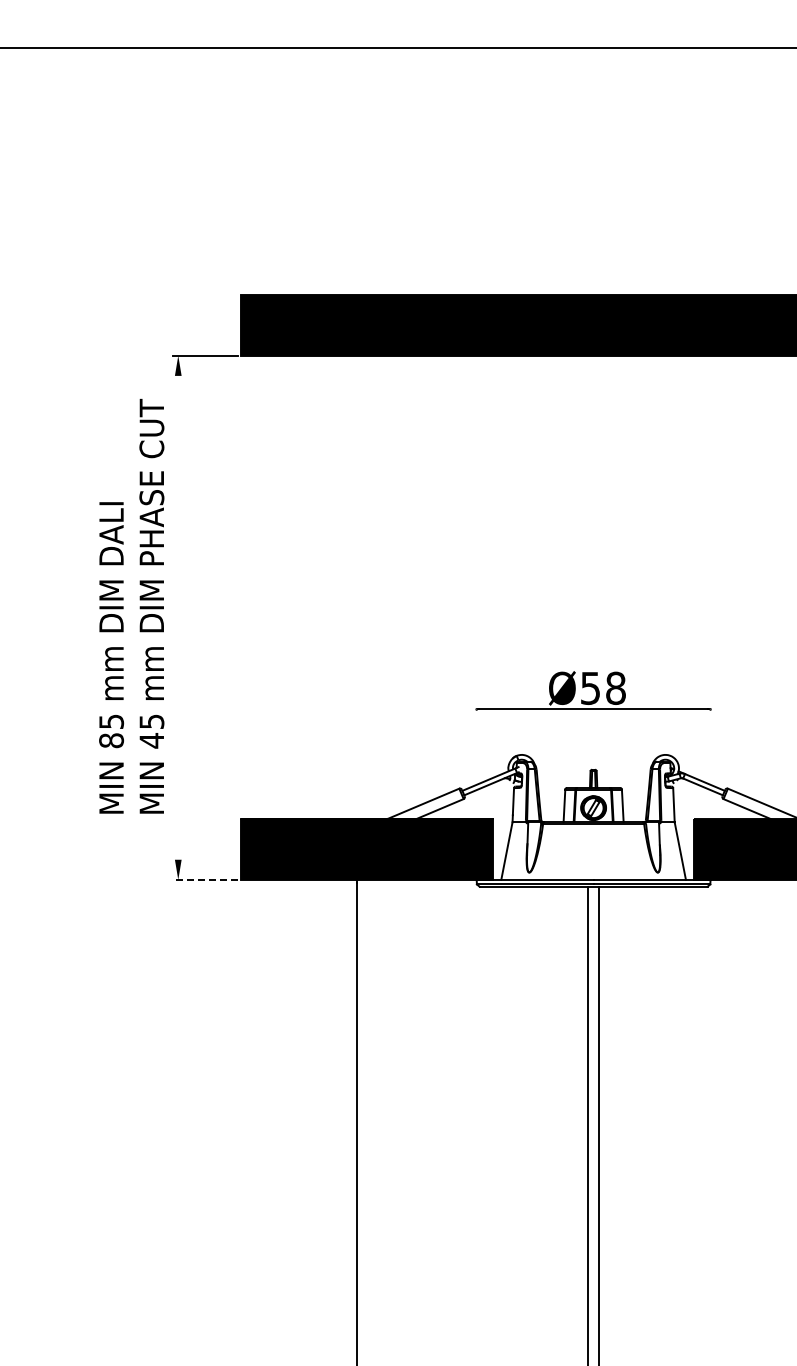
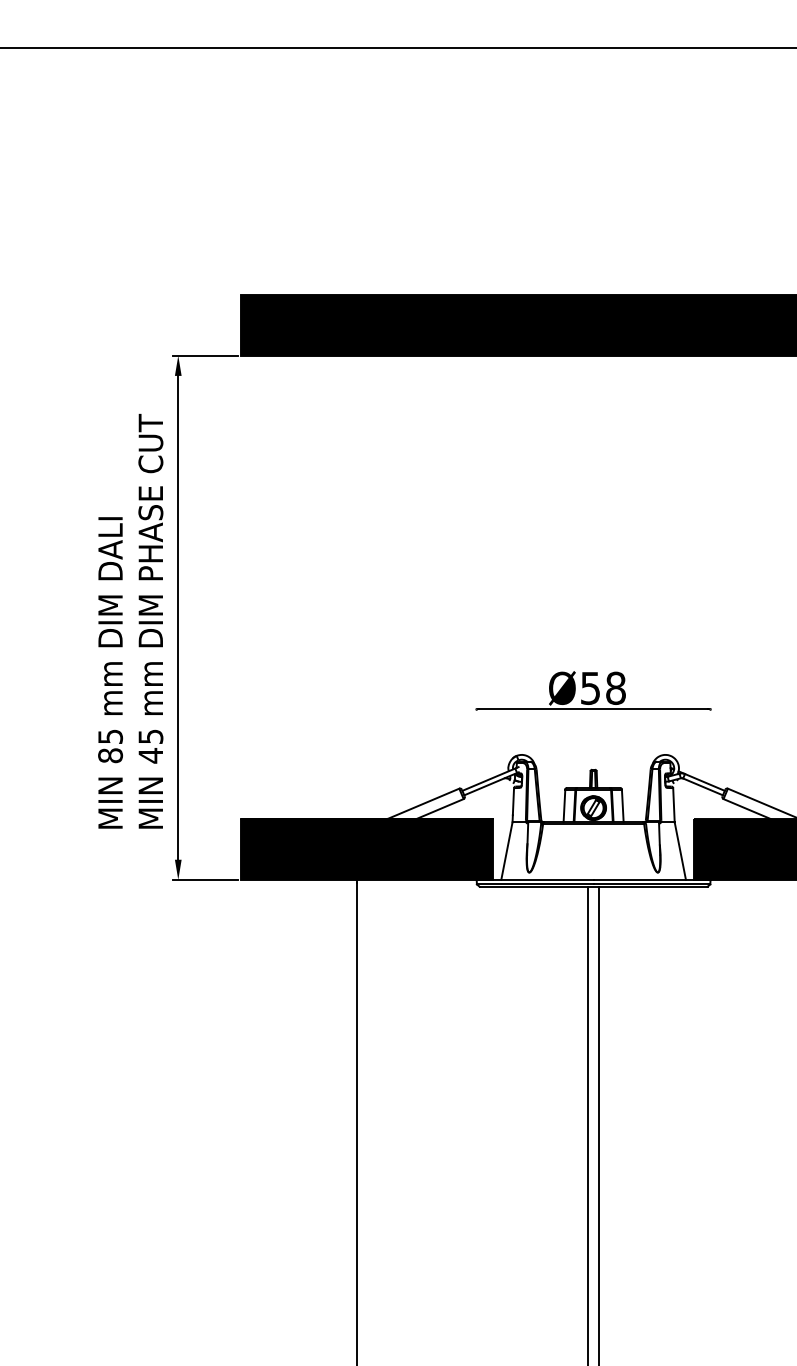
text position: (131, 605) -> (130, 620) (130, 620)
line: none -> present (178, 617)
line: dashed -> solid (205, 879)
